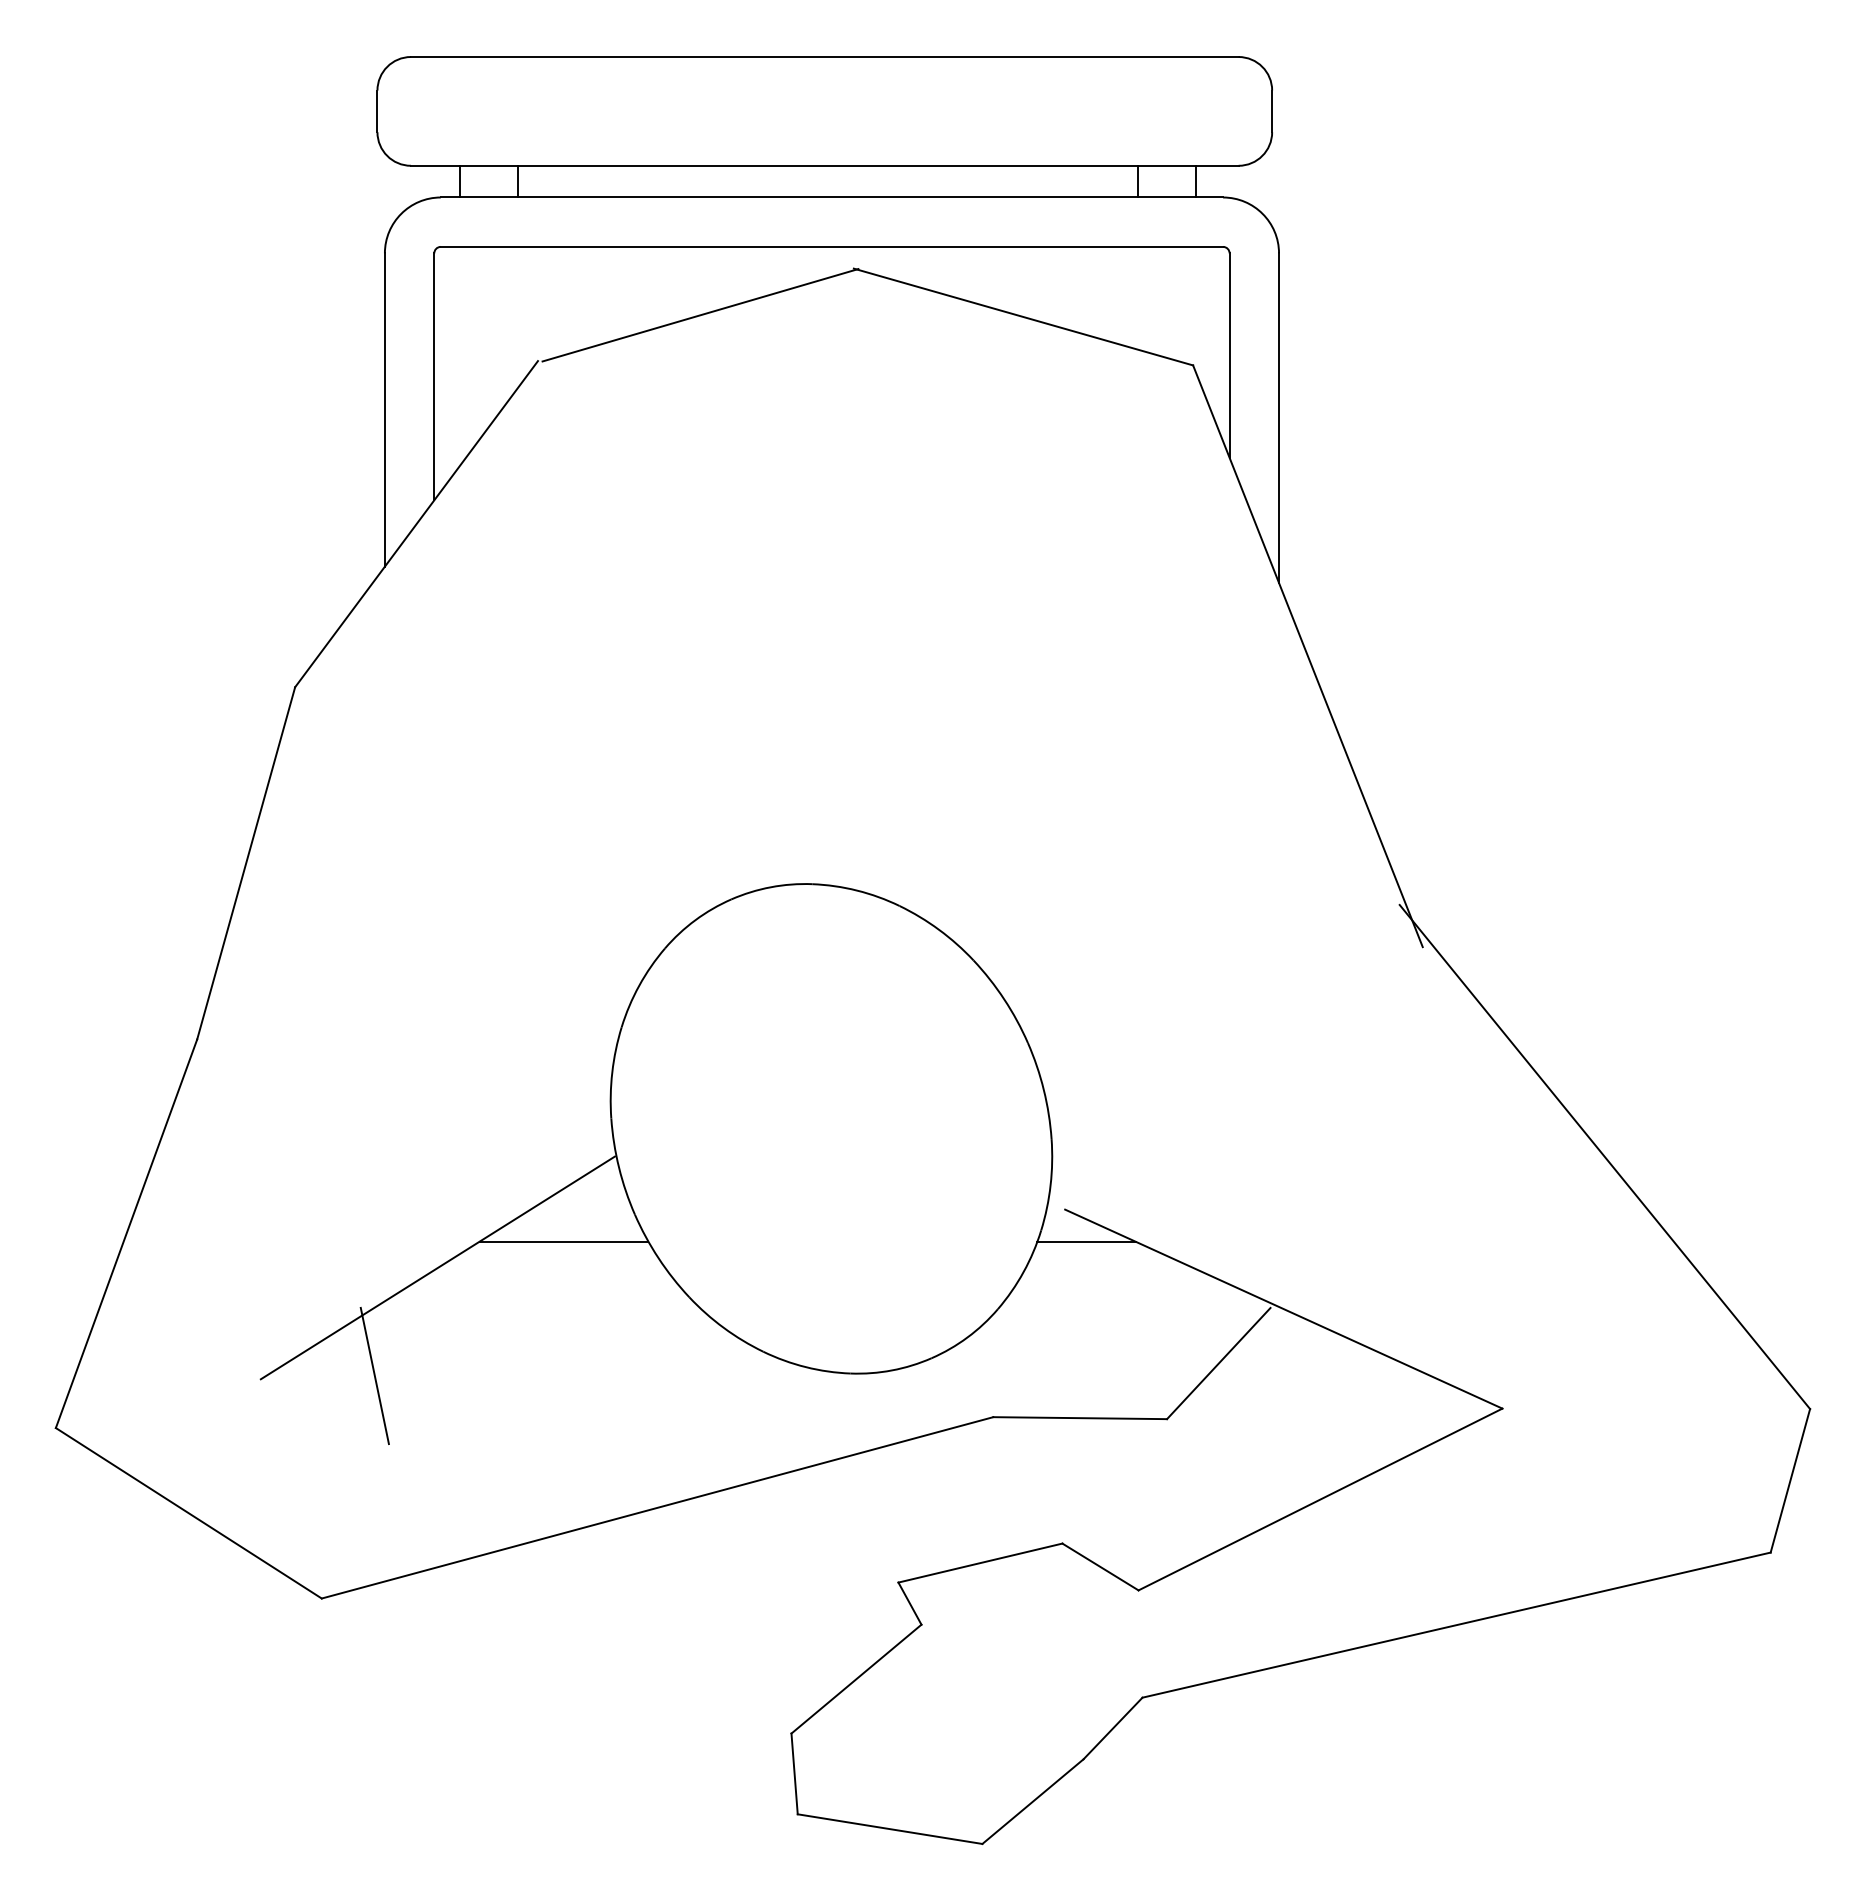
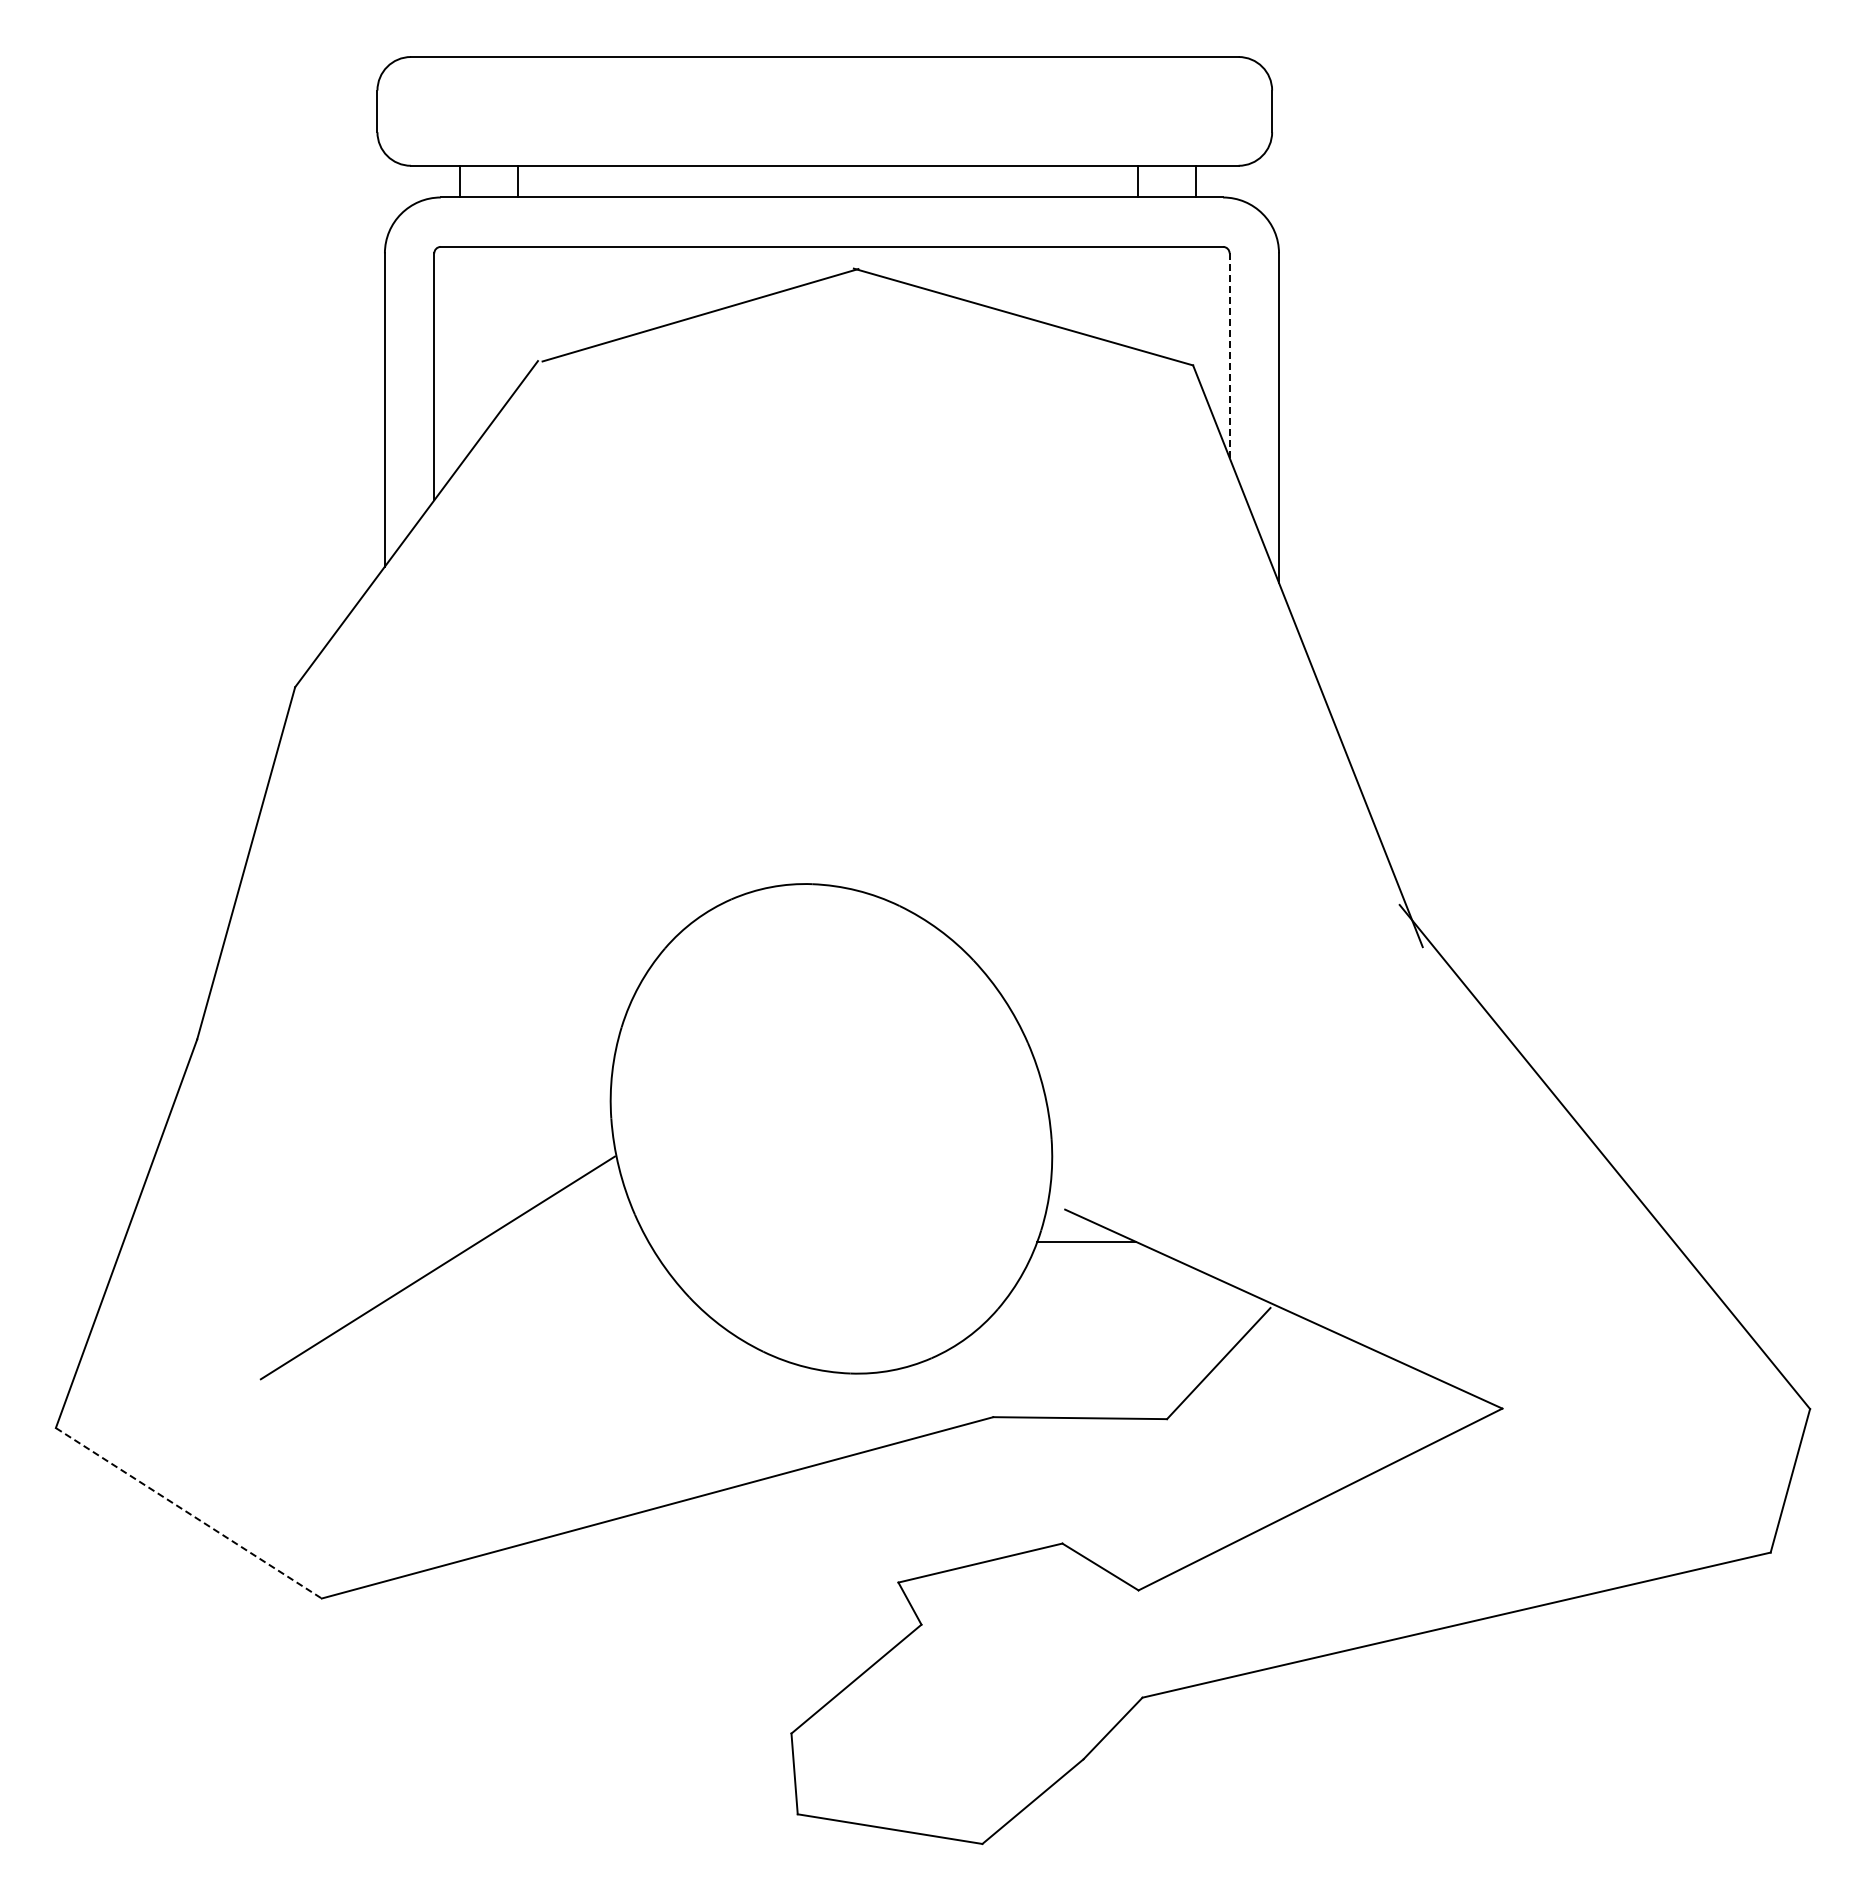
line: solid -> dashed (1229, 355)
line: present -> none (563, 1241)
line: present -> none (374, 1375)
line: solid -> dashed (188, 1513)
